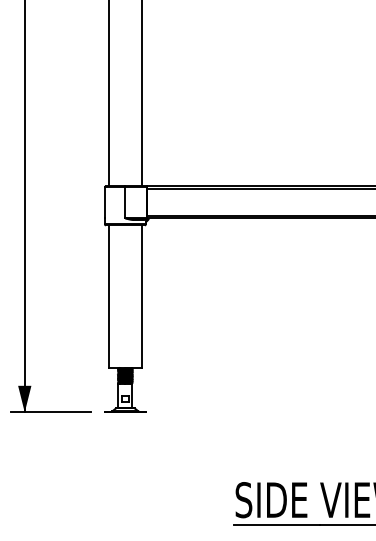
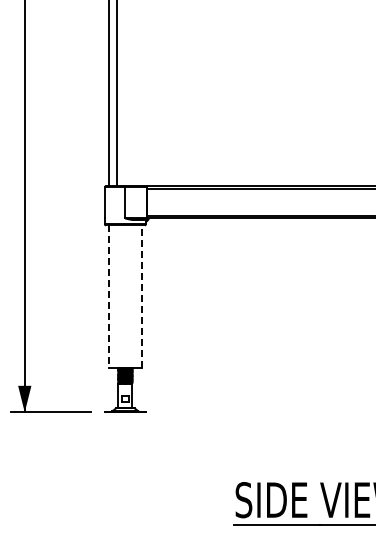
line position: (142, 94) -> (117, 94) (117, 94)
line: solid -> dashed (142, 296)
line: solid -> dashed (108, 297)
